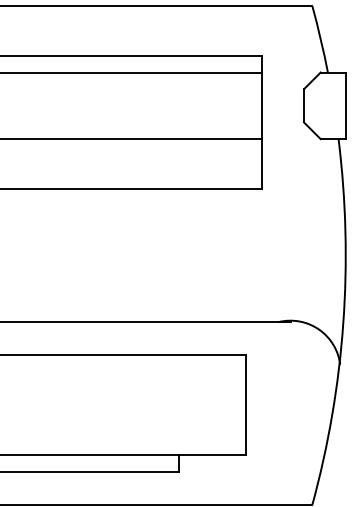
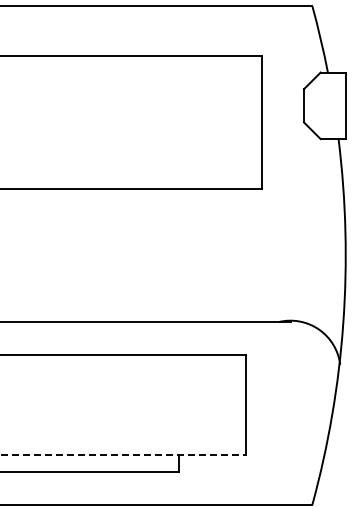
line: present -> none (132, 72)
line: present -> none (132, 139)
line: solid -> dashed (122, 455)
